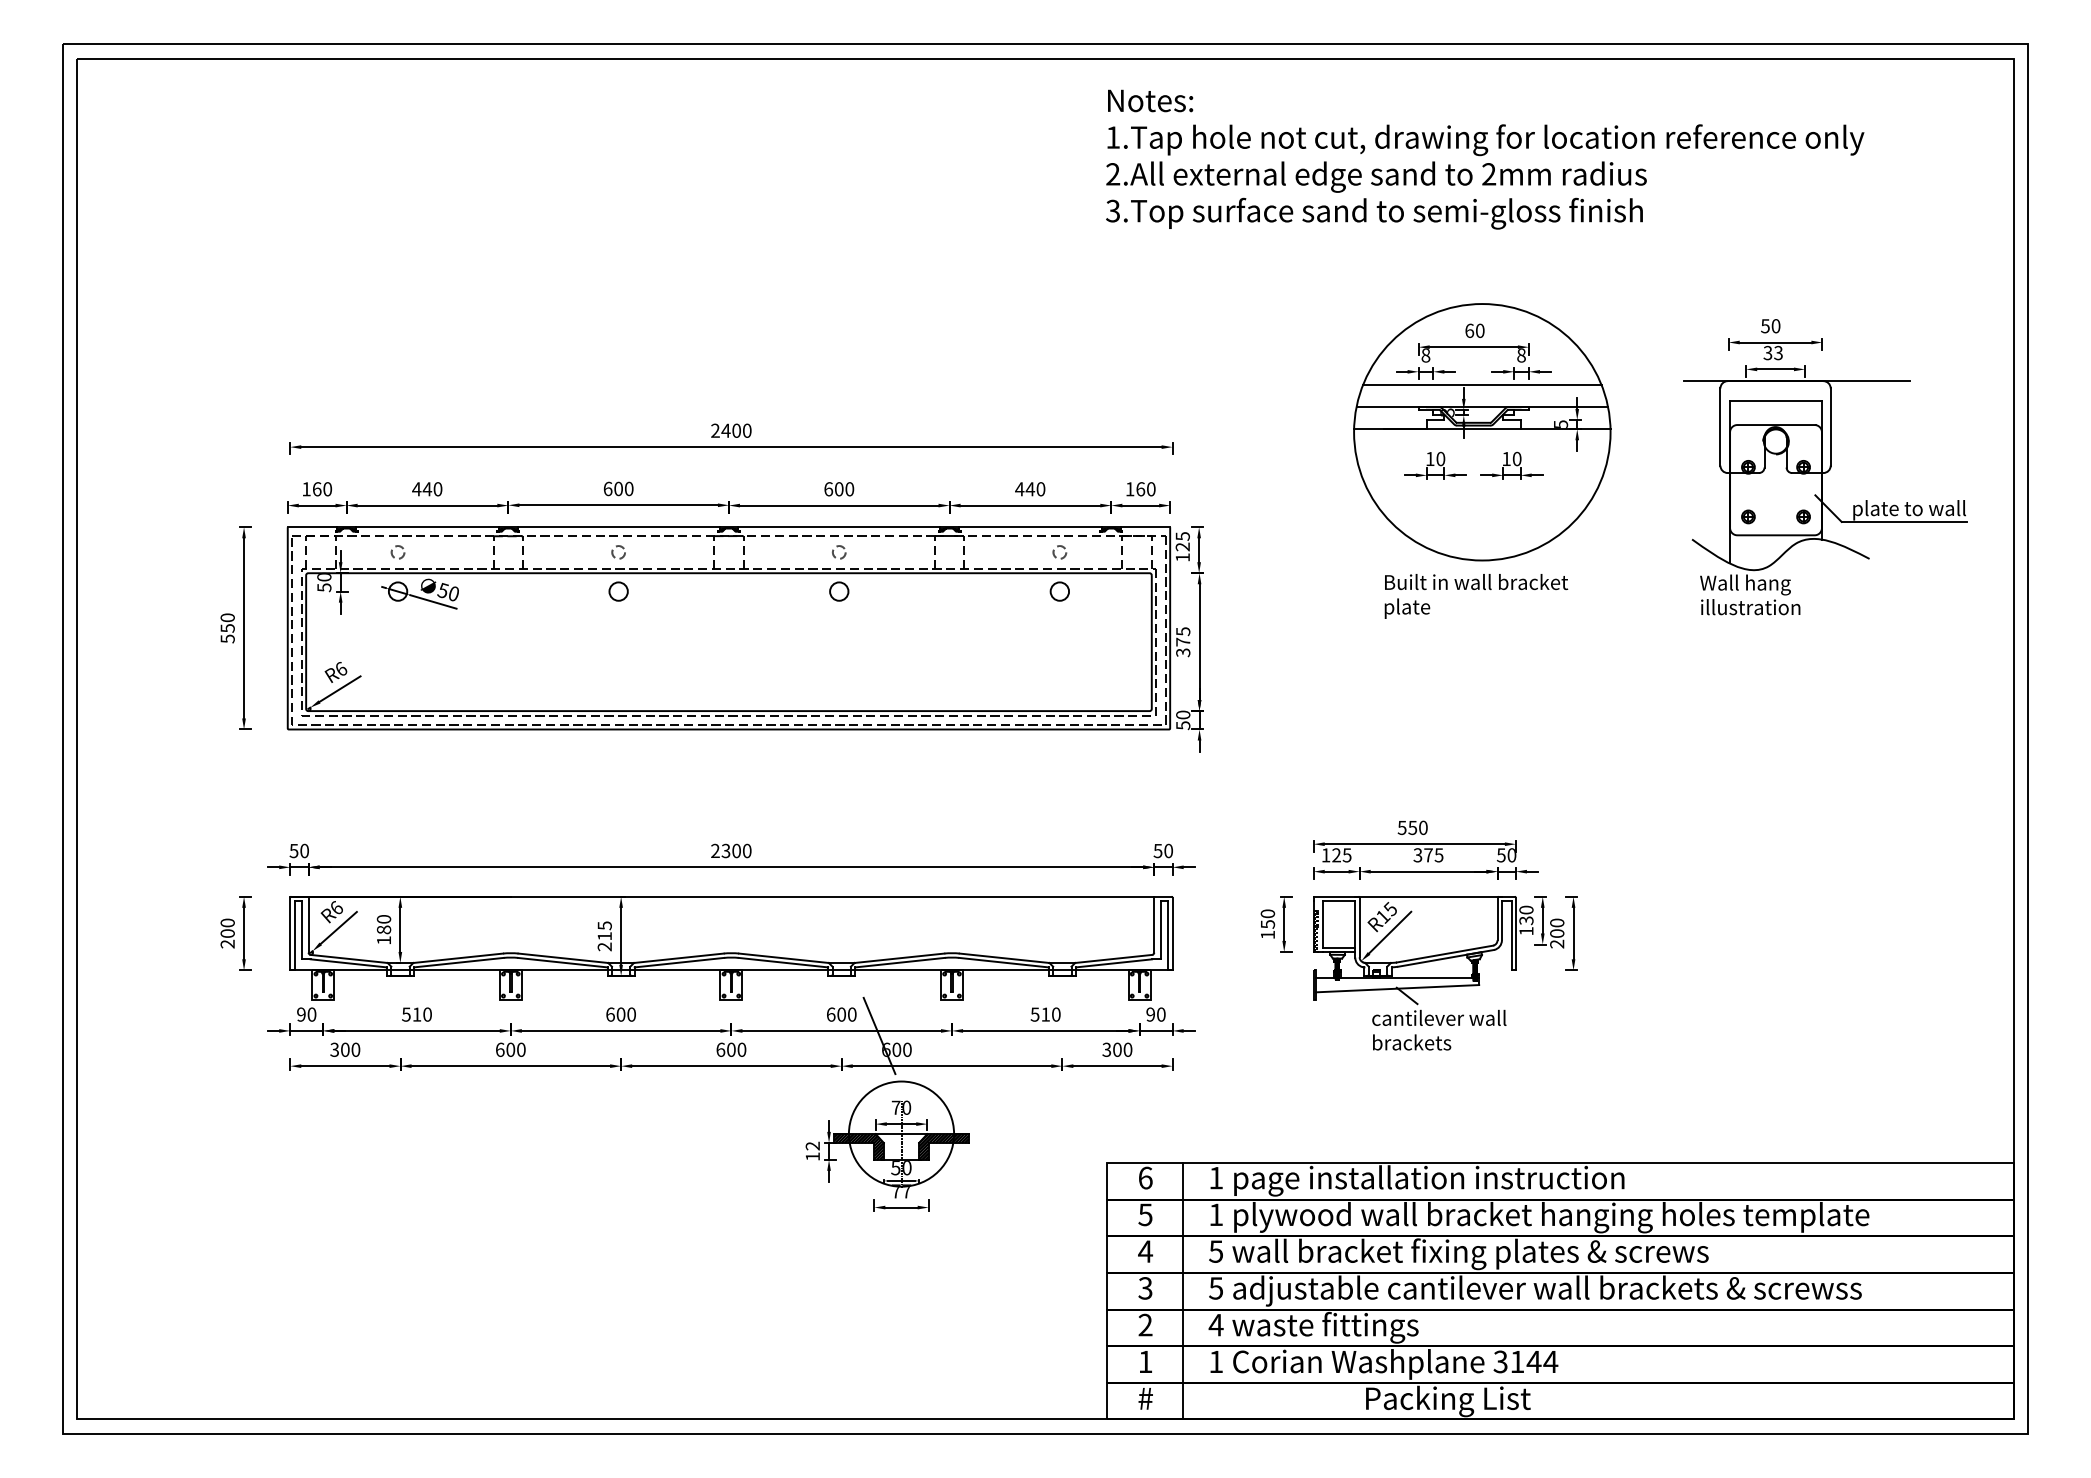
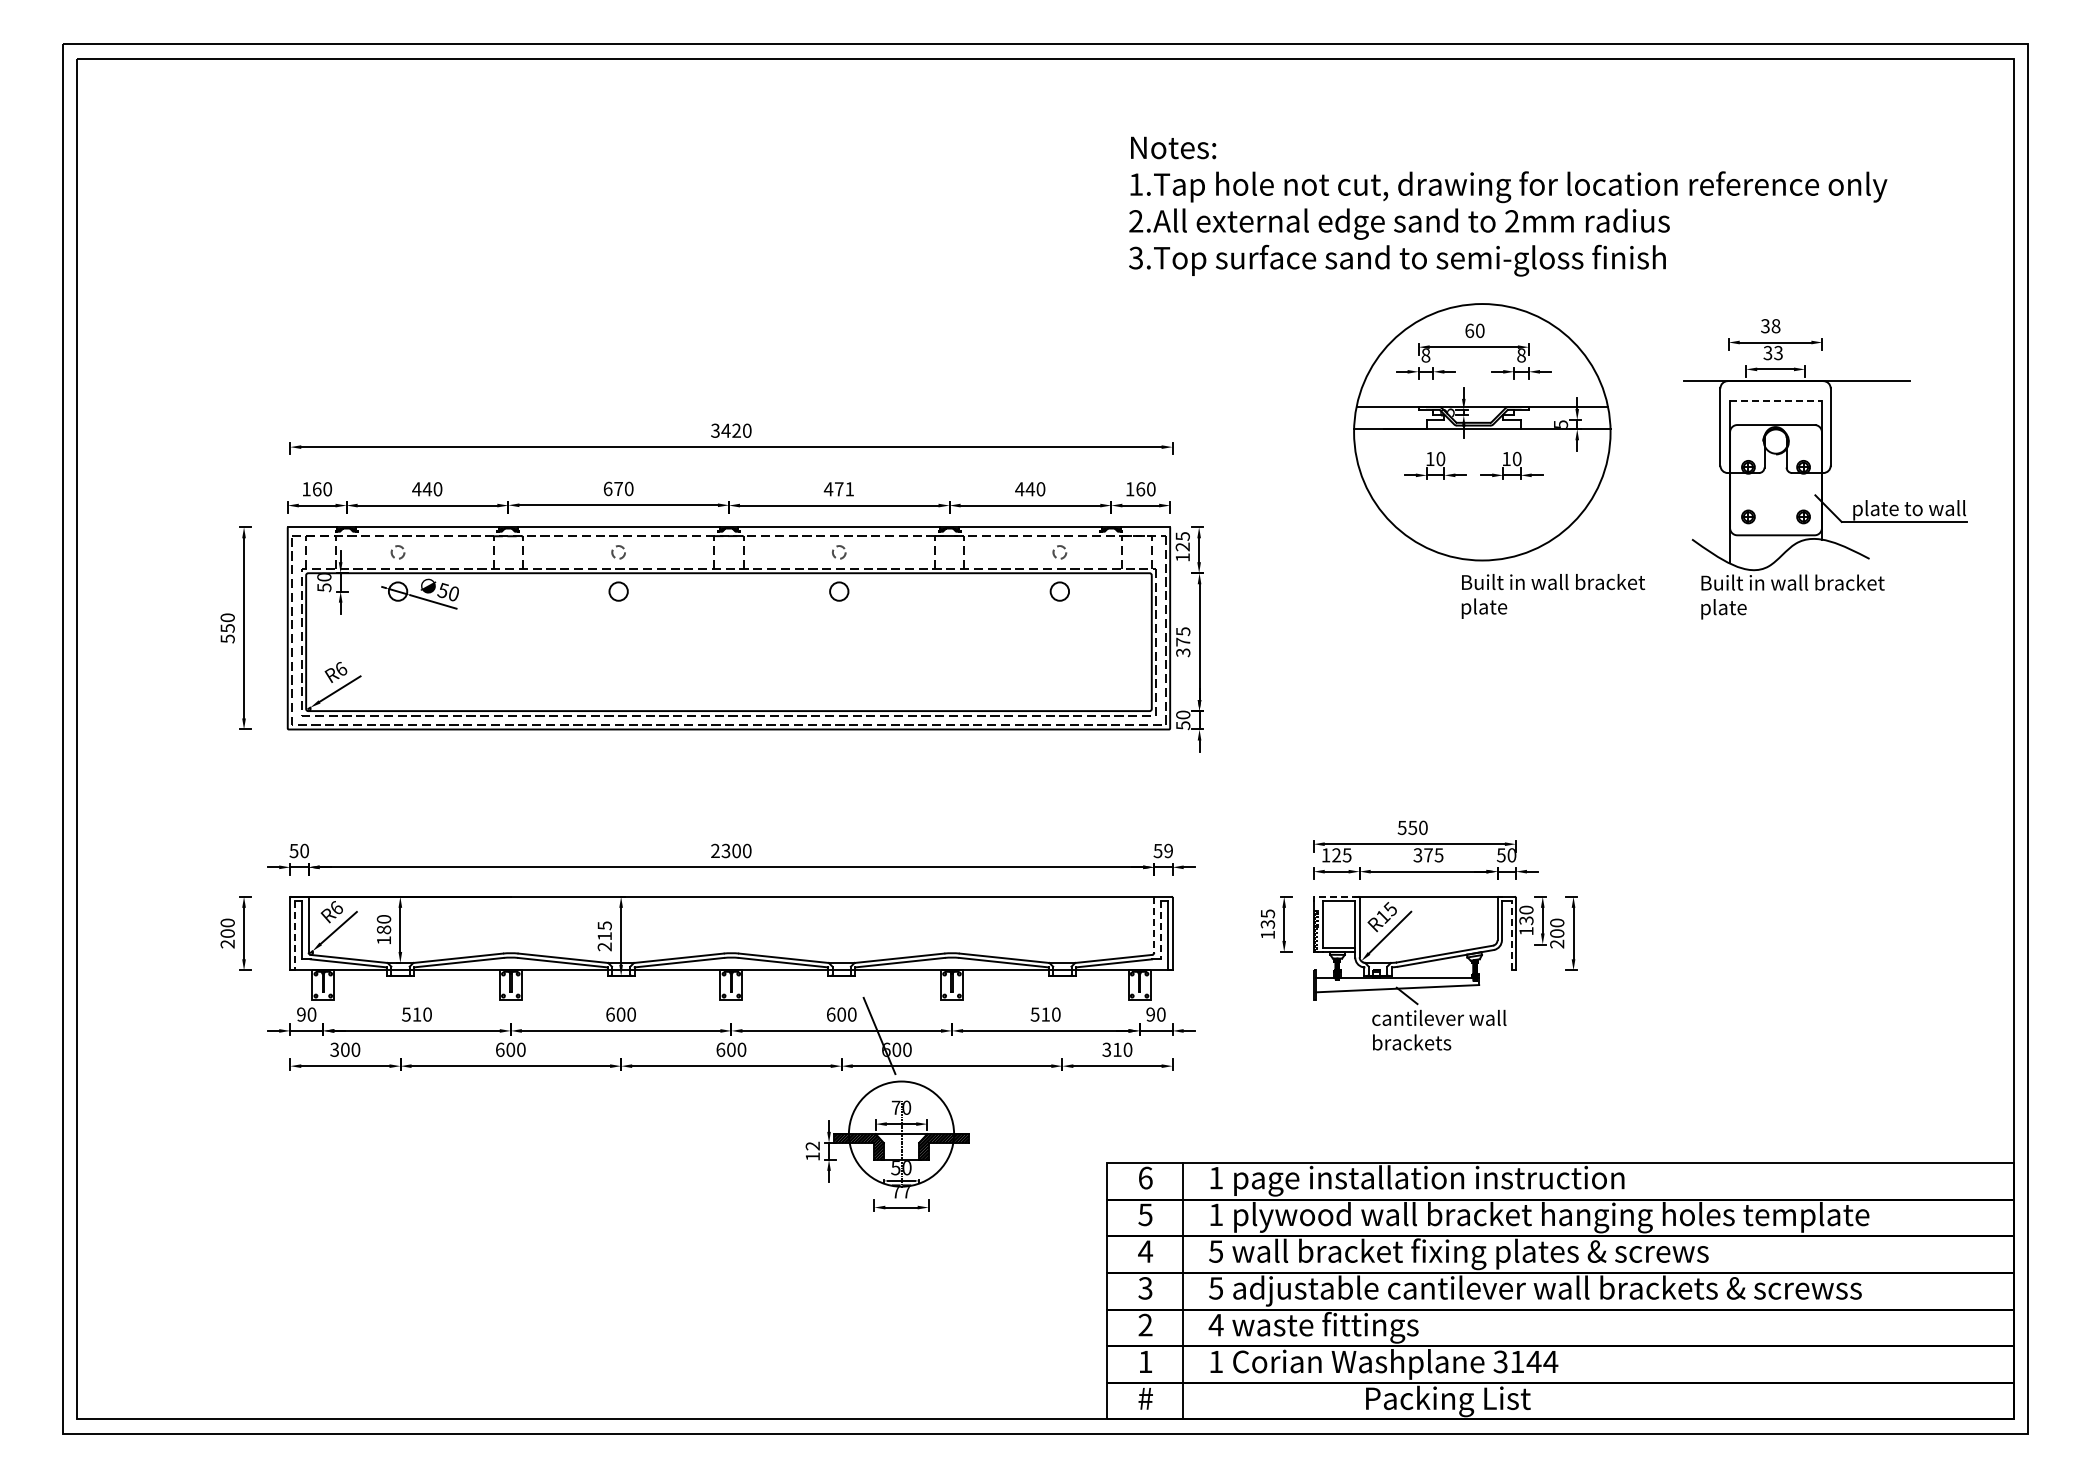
text position: (1485, 159) -> (1508, 206) (1508, 206)
text: 50 -> 38 (1770, 326)
line: present -> none (1482, 385)
line: solid -> dashed (1776, 401)
text: 2400 -> 3420 (725, 430)
text: 600 -> 670 (618, 488)
text: 600 -> 471 (838, 489)
text position: (1476, 596) -> (1553, 596) (1553, 596)
text: Wall hang illustration -> Built in wall bracket plate (1792, 596)
text: 50 -> 59 (1168, 851)
line: solid -> dashed (1335, 896)
text: 150 -> 135 (1267, 918)
line: solid -> dashed (1154, 924)
line: solid -> dashed (1160, 930)
line: solid -> dashed (294, 935)
line: solid -> dashed (1511, 935)
text: 300 -> 310 (1117, 1049)
